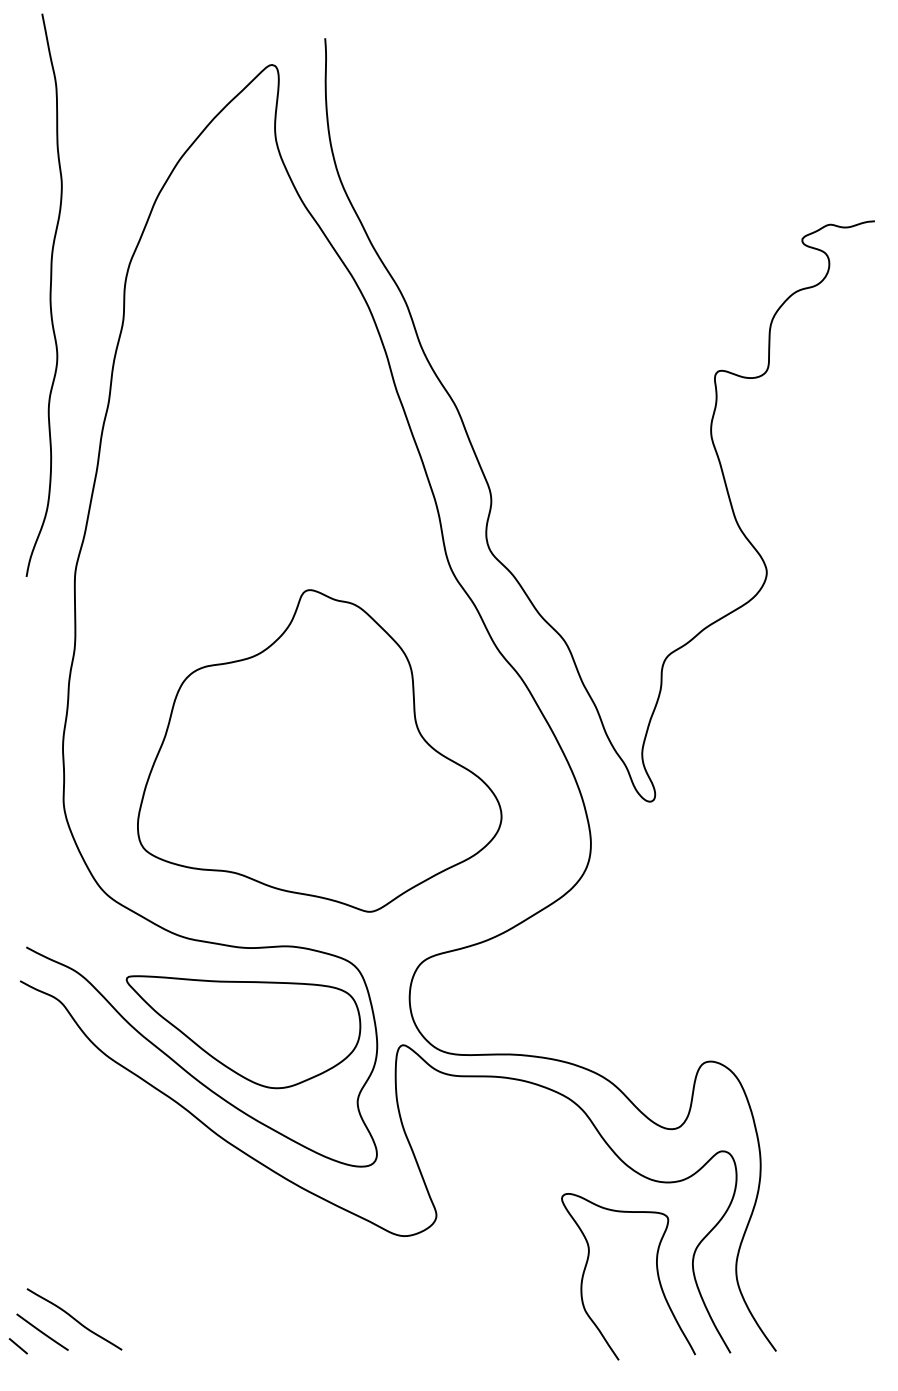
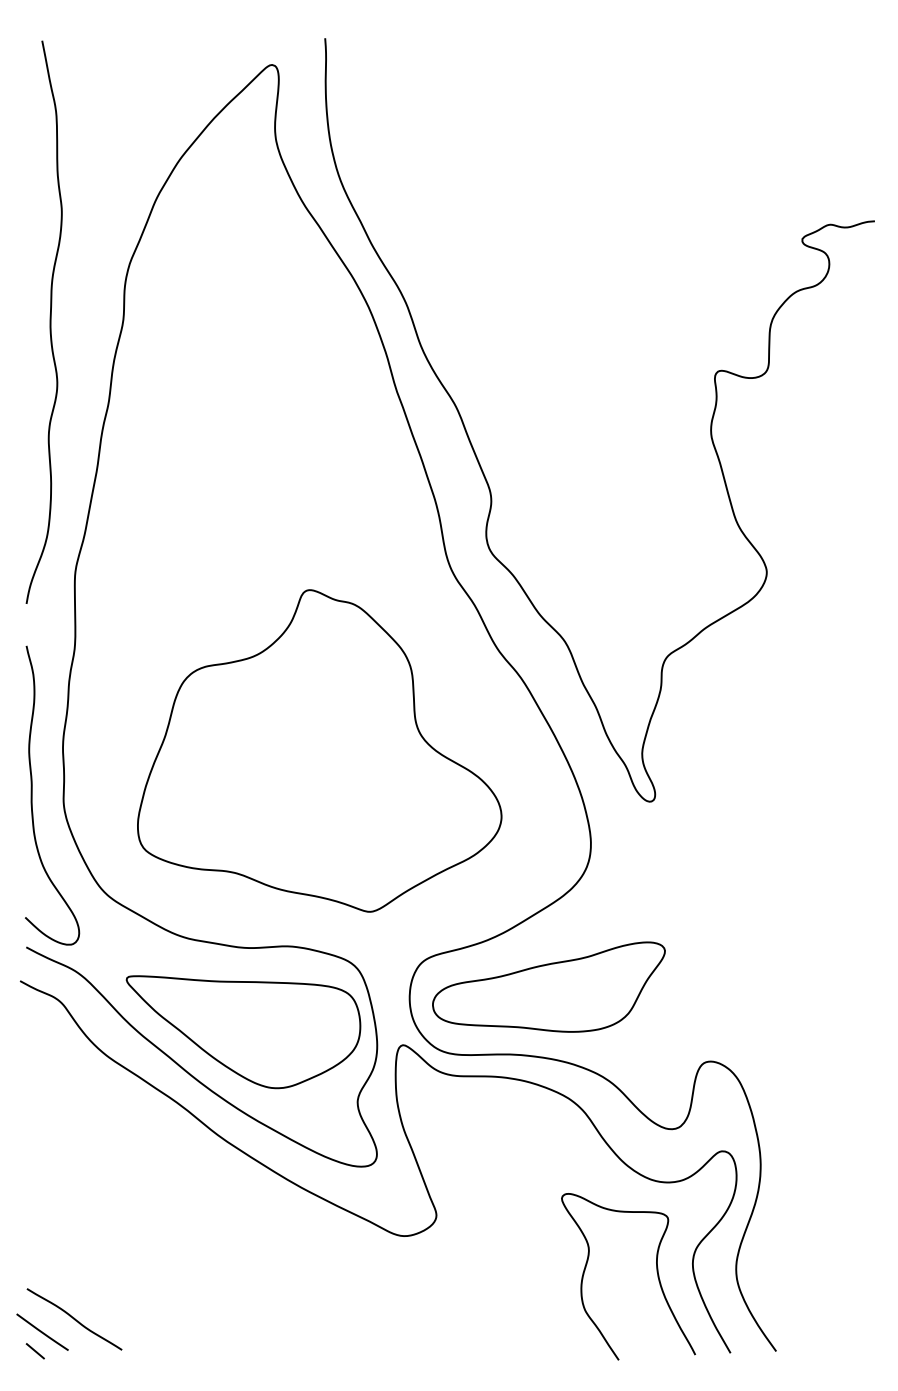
curve position: (49, 294) -> (49, 321) (49, 321)
curve: none -> present (32, 795)
part: none -> present (548, 986)
line position: (17, 1346) -> (34, 1351) (34, 1351)
